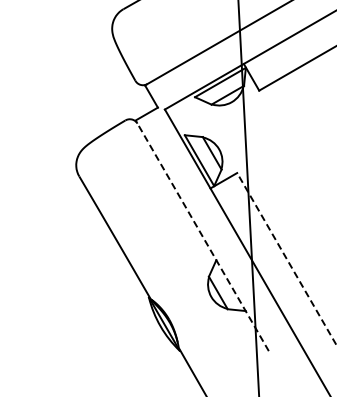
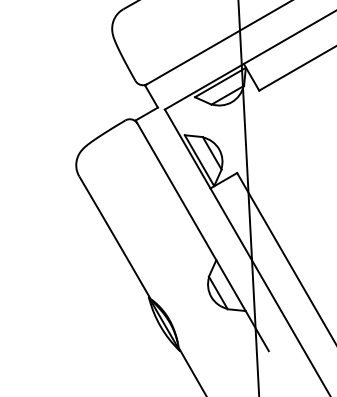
line: dashed -> solid (202, 235)
line: dashed -> solid (286, 258)
